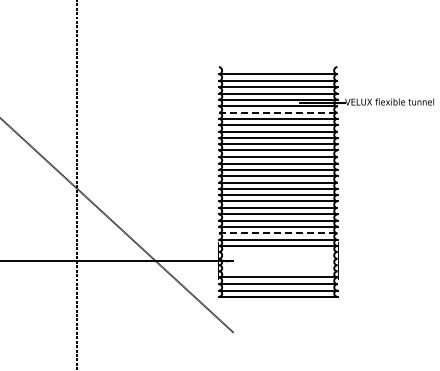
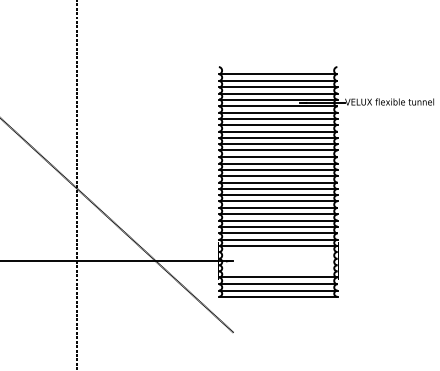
line: dashed -> solid (278, 112)
line: dashed -> solid (278, 233)
